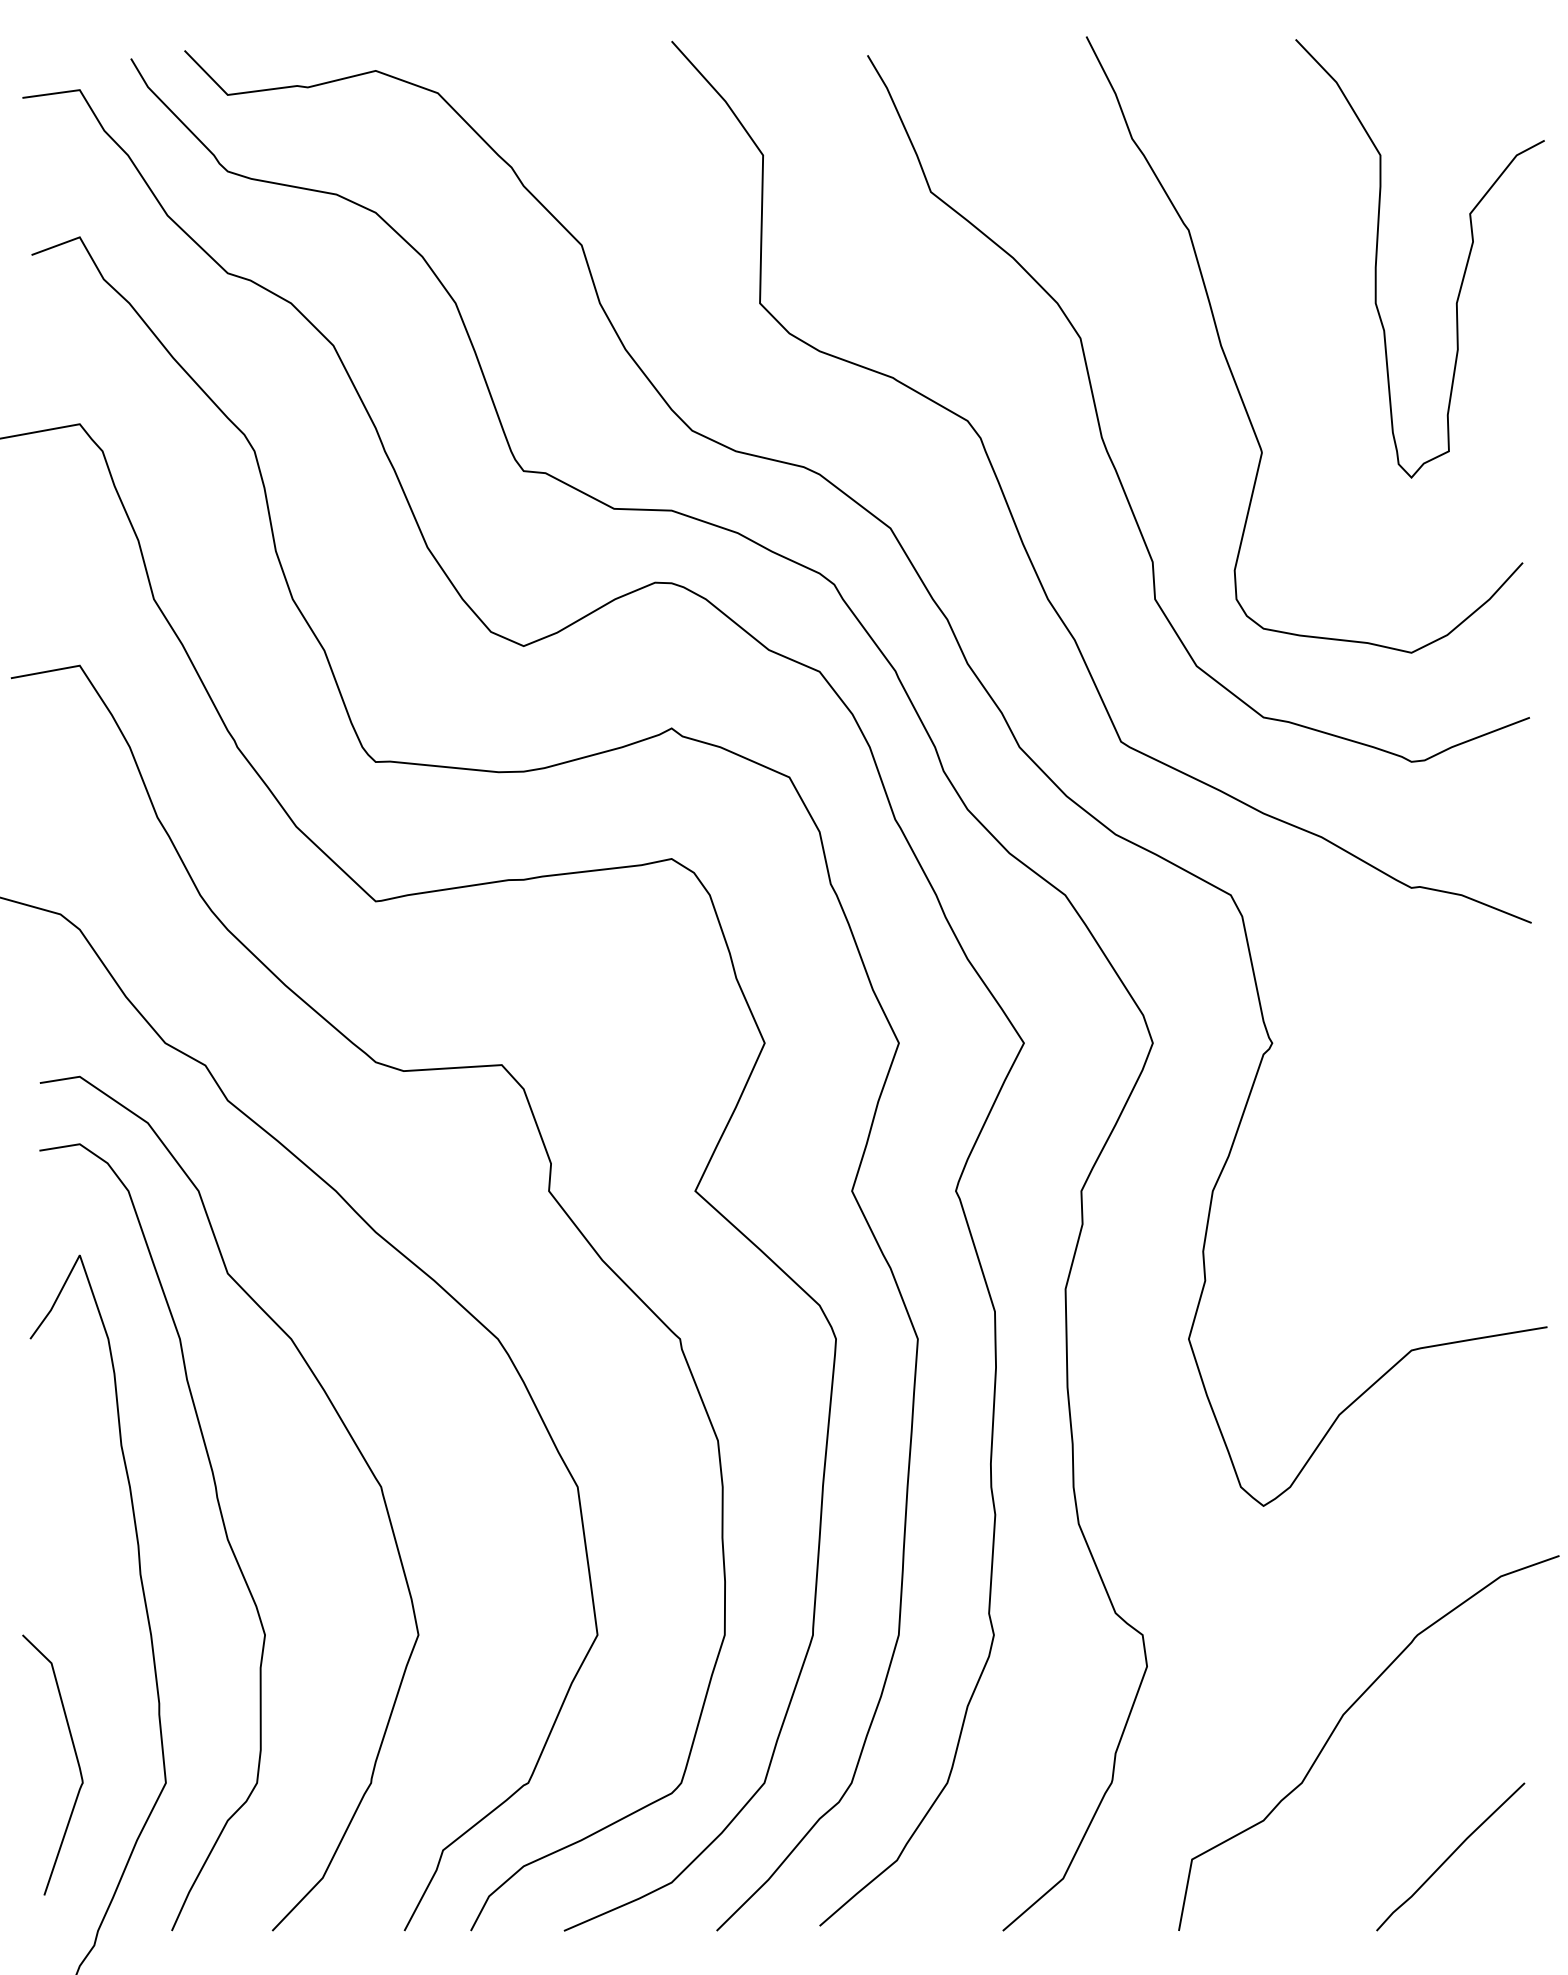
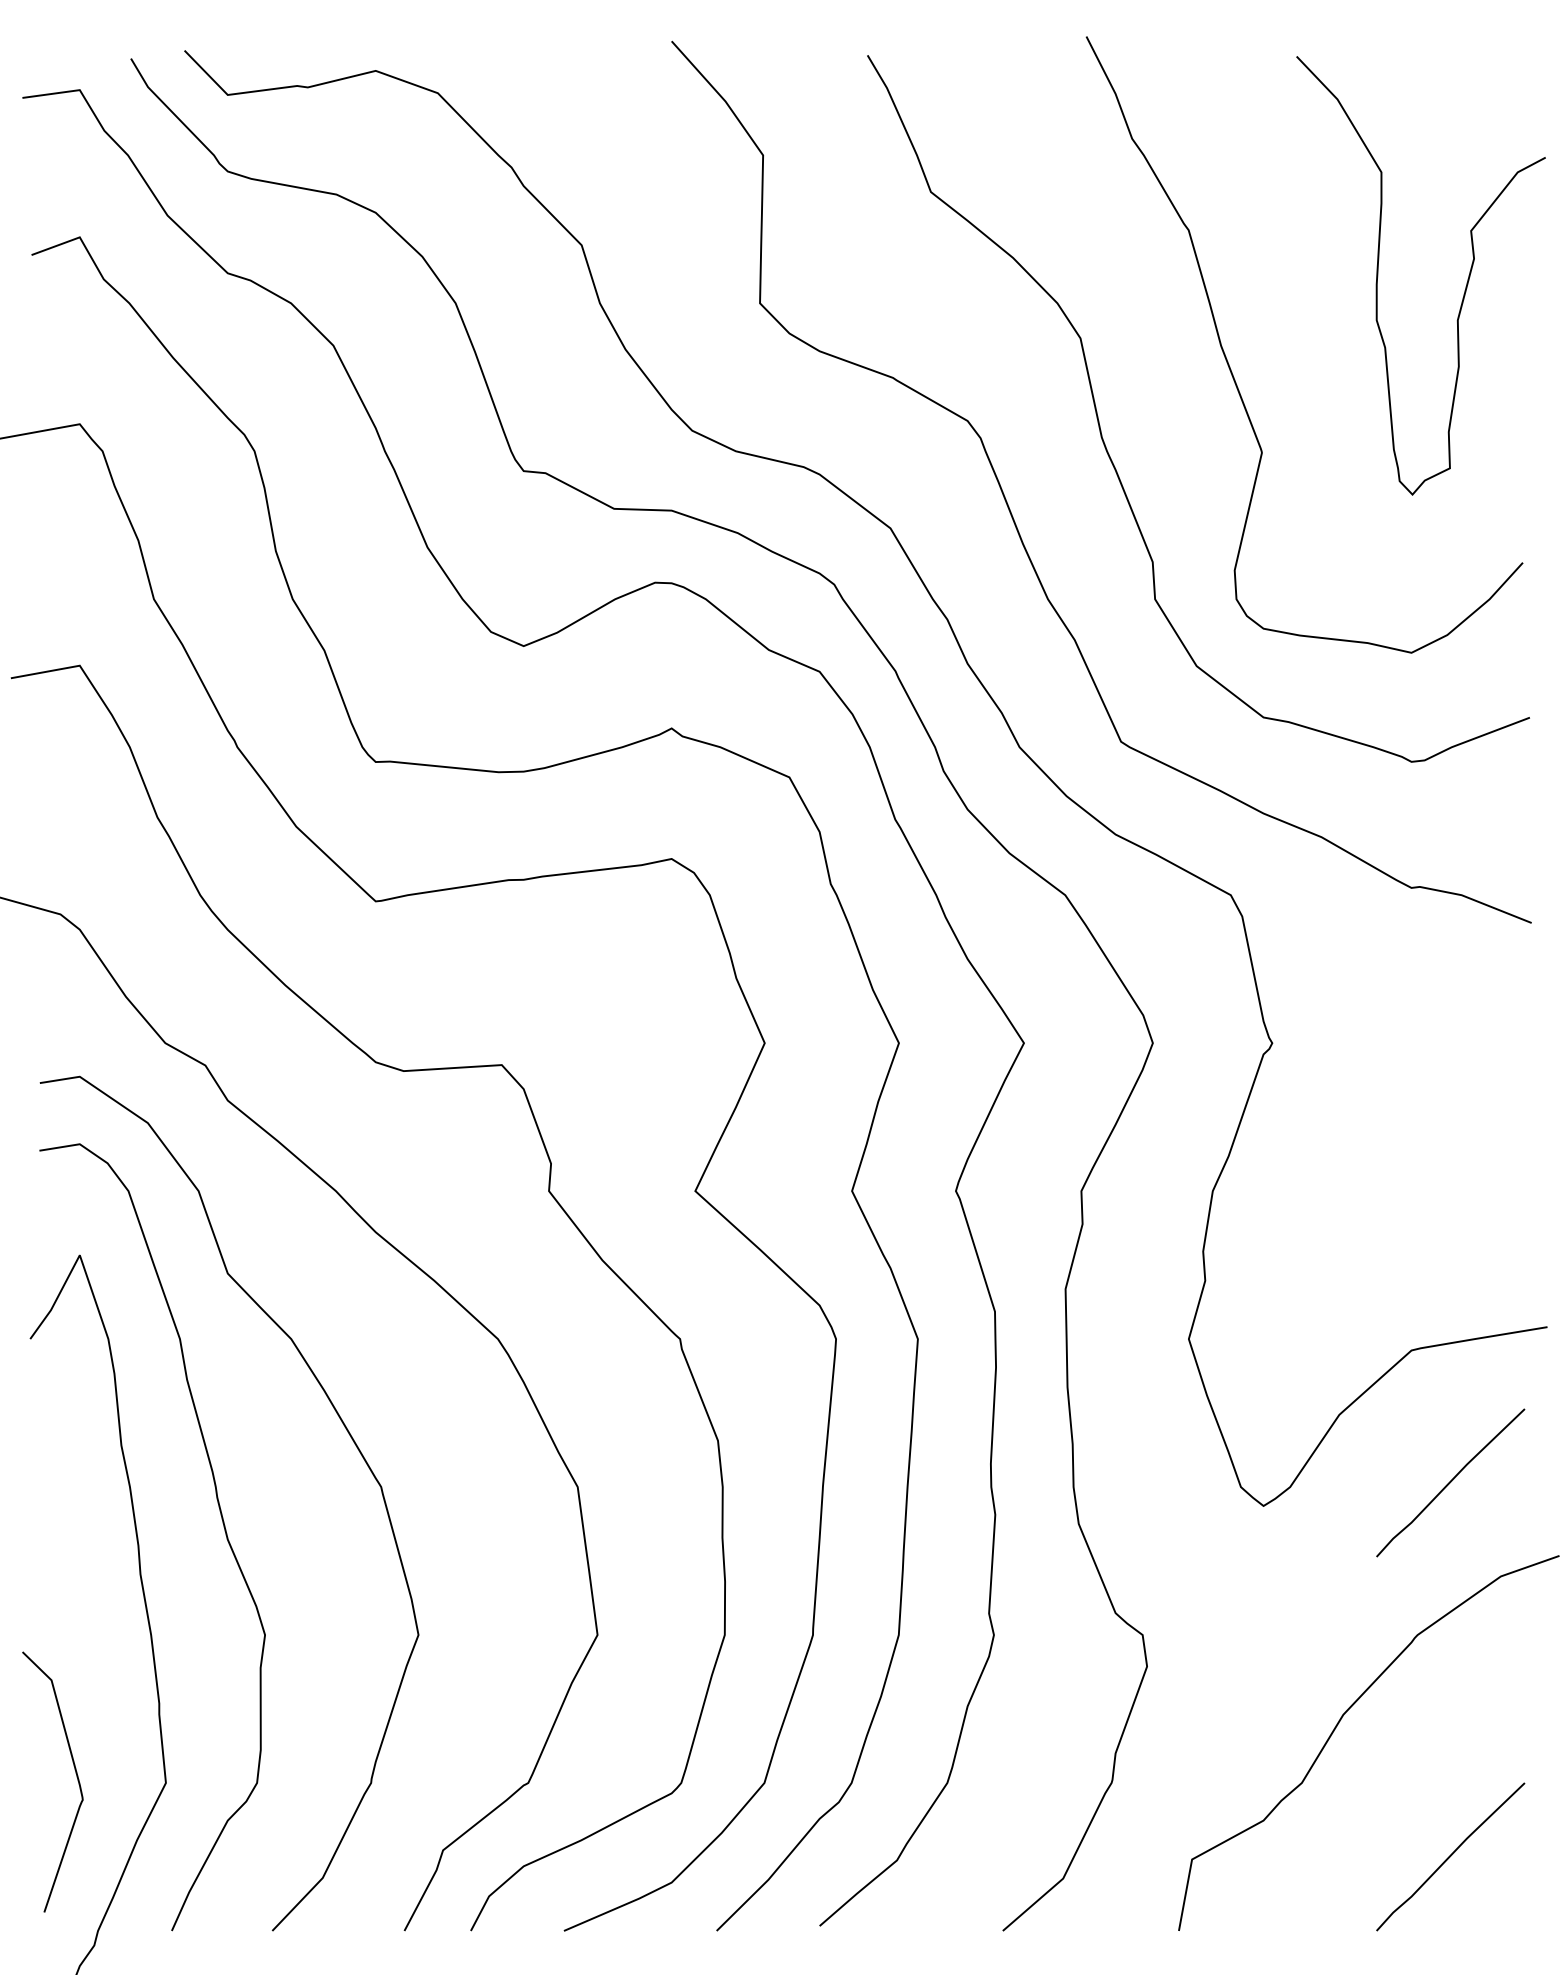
curve position: (1377, 258) -> (1378, 275) (1378, 275)
line: none -> present (1450, 1482)
curve position: (76, 1760) -> (76, 1777) (76, 1777)
